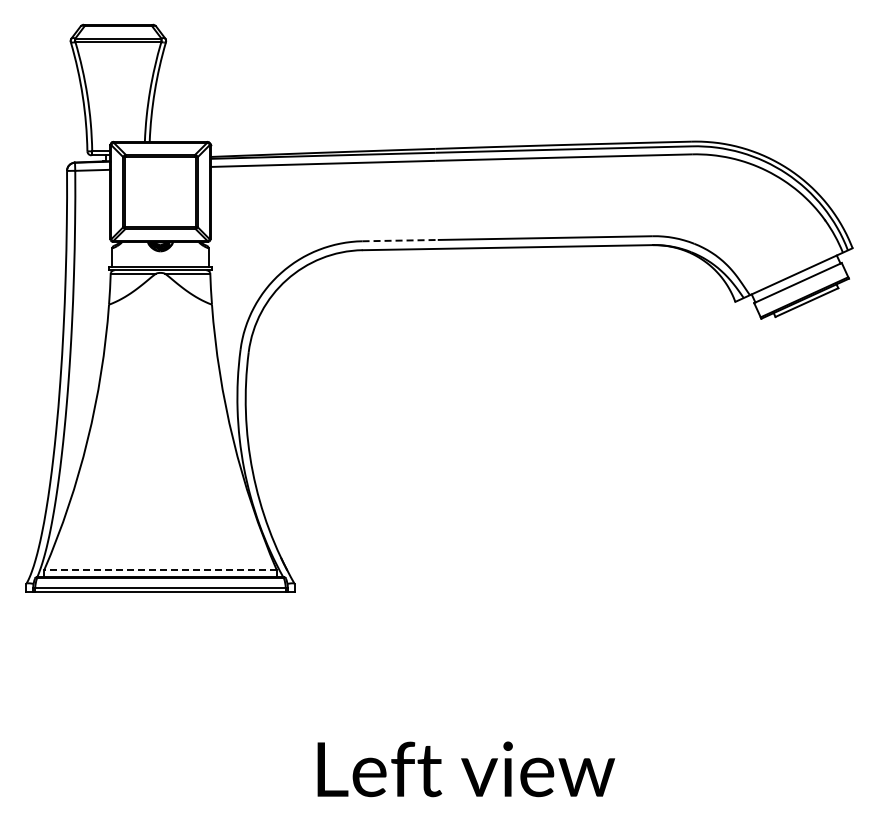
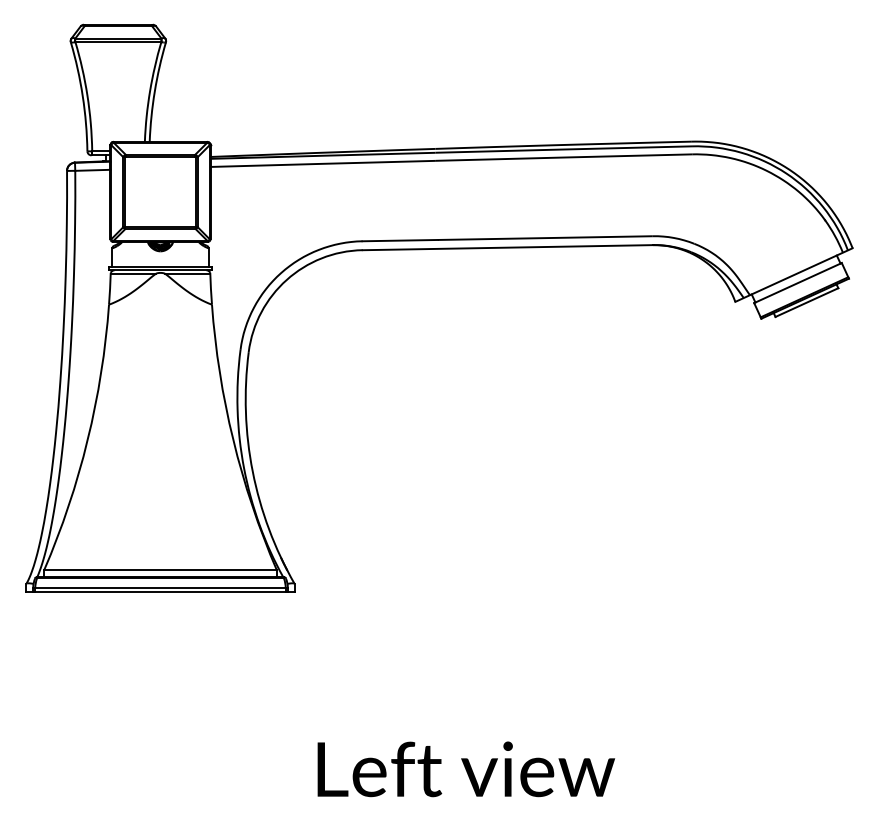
line: dashed -> solid (400, 240)
line: dashed -> solid (160, 570)
